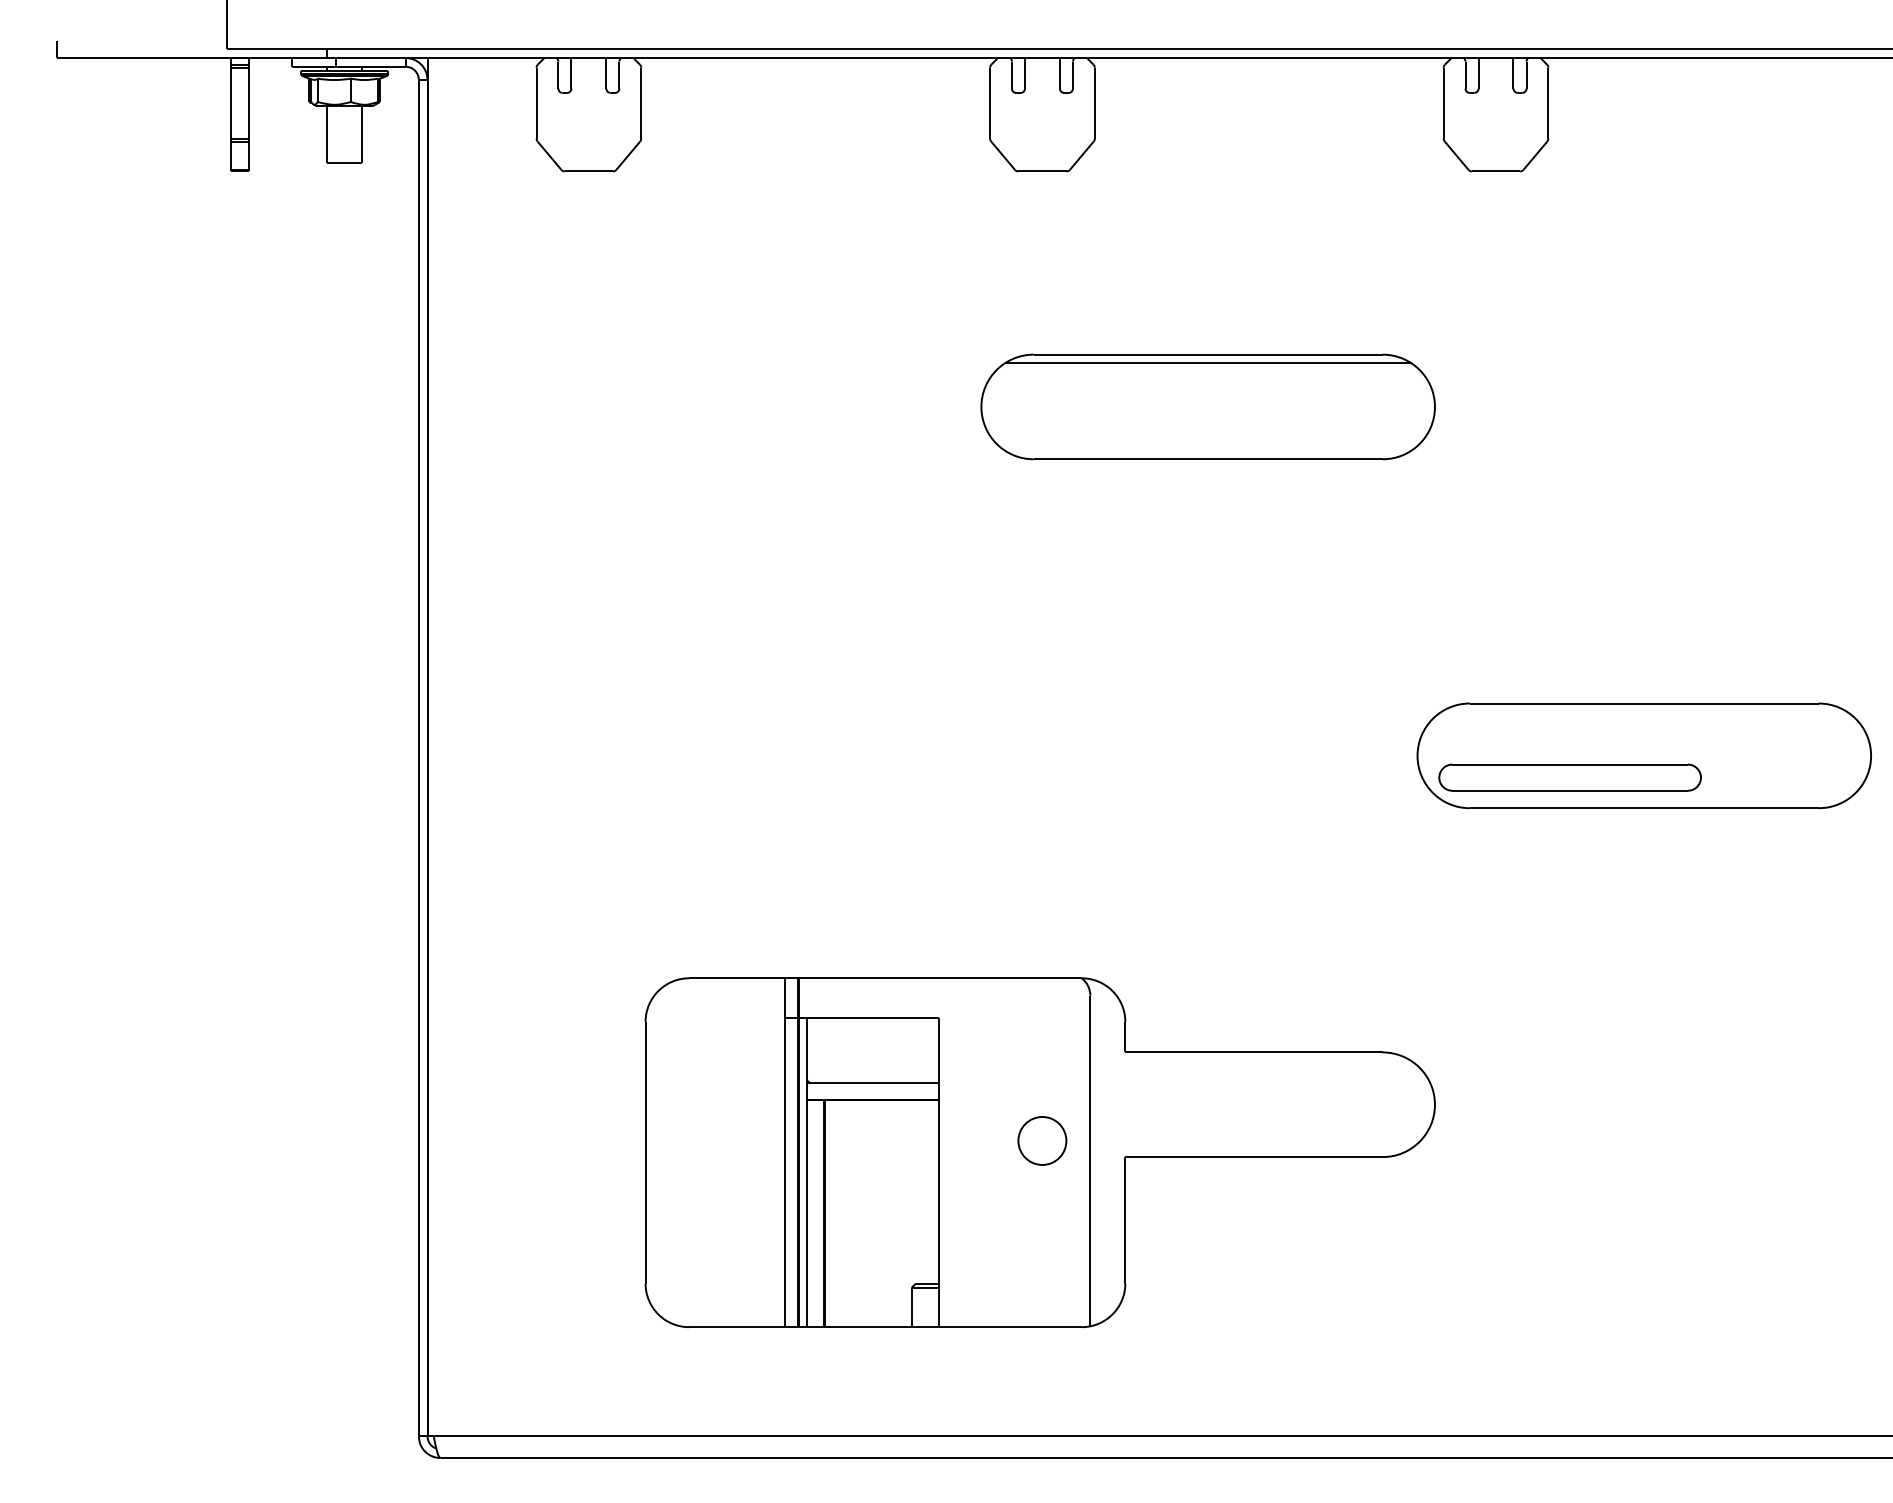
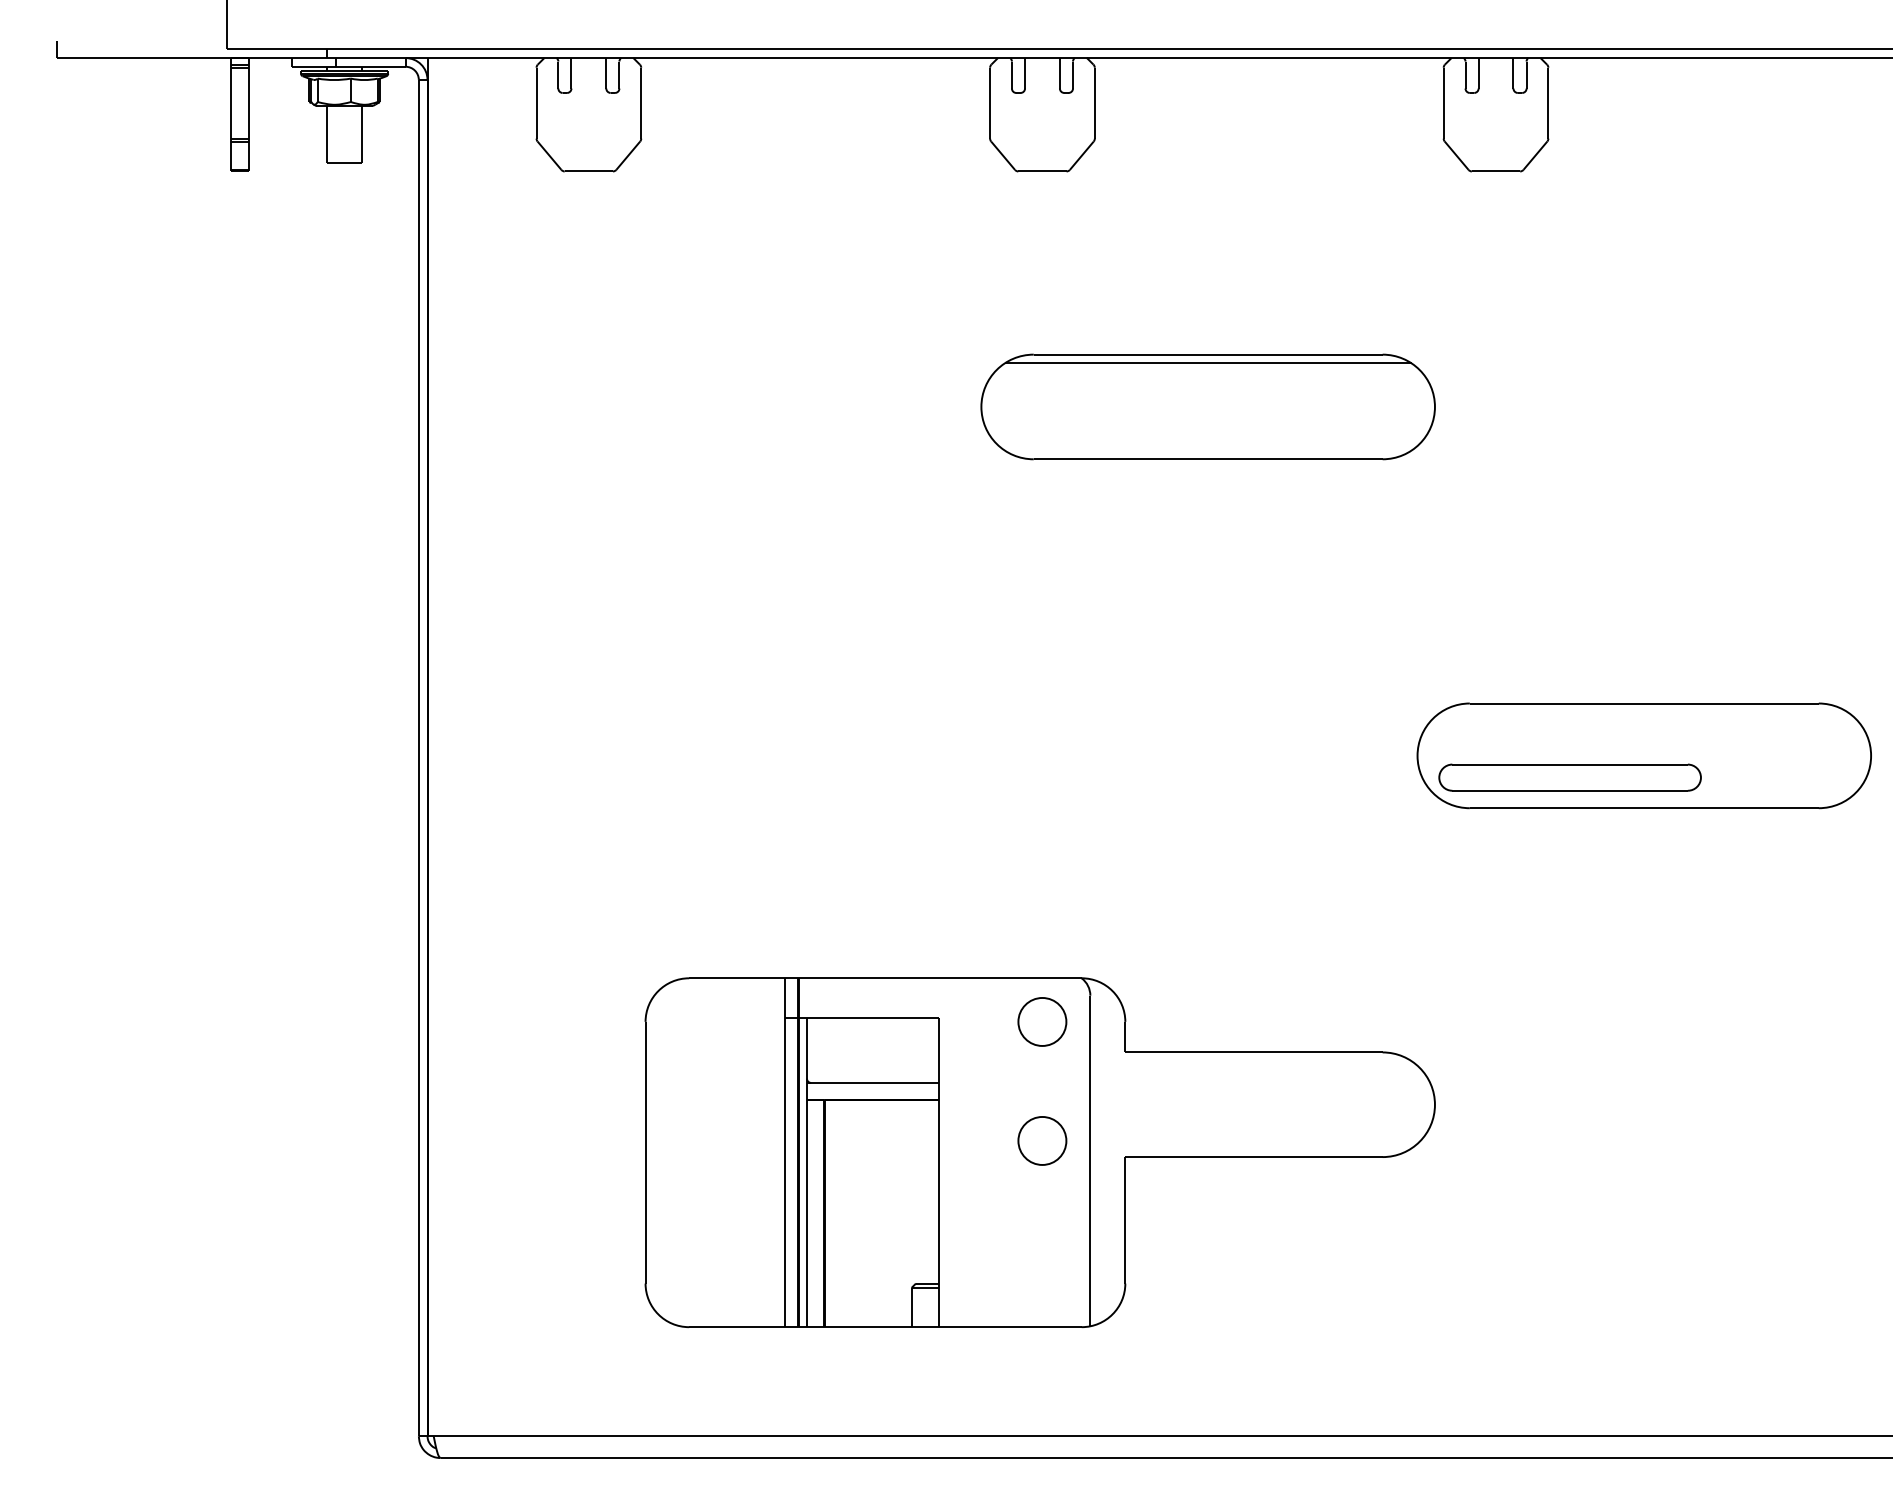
part: none -> present (1042, 1021)
